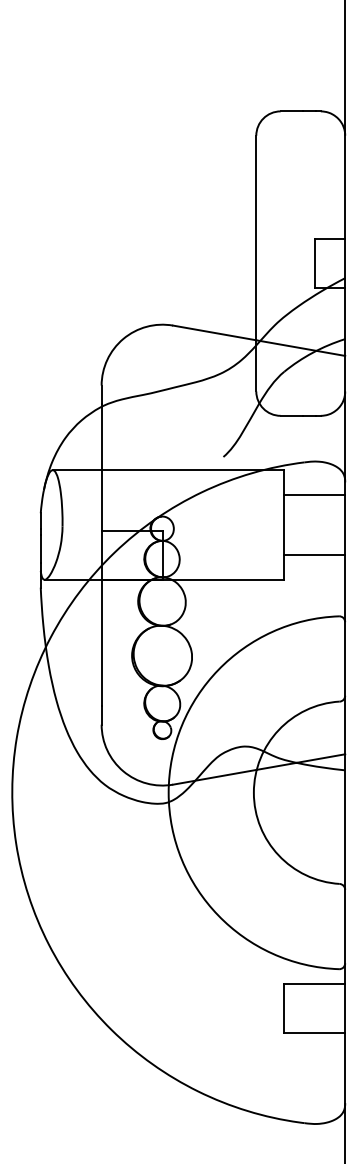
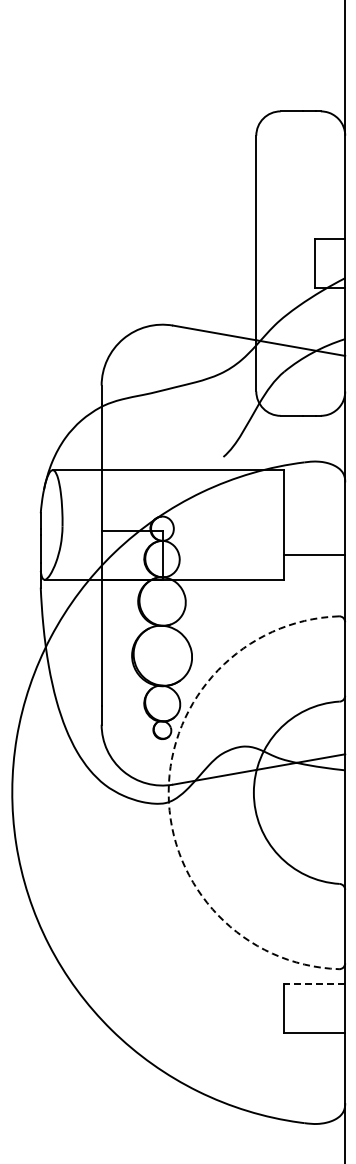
line: present -> none (314, 494)
arc: solid -> dashed (168, 792)
line: solid -> dashed (314, 983)
